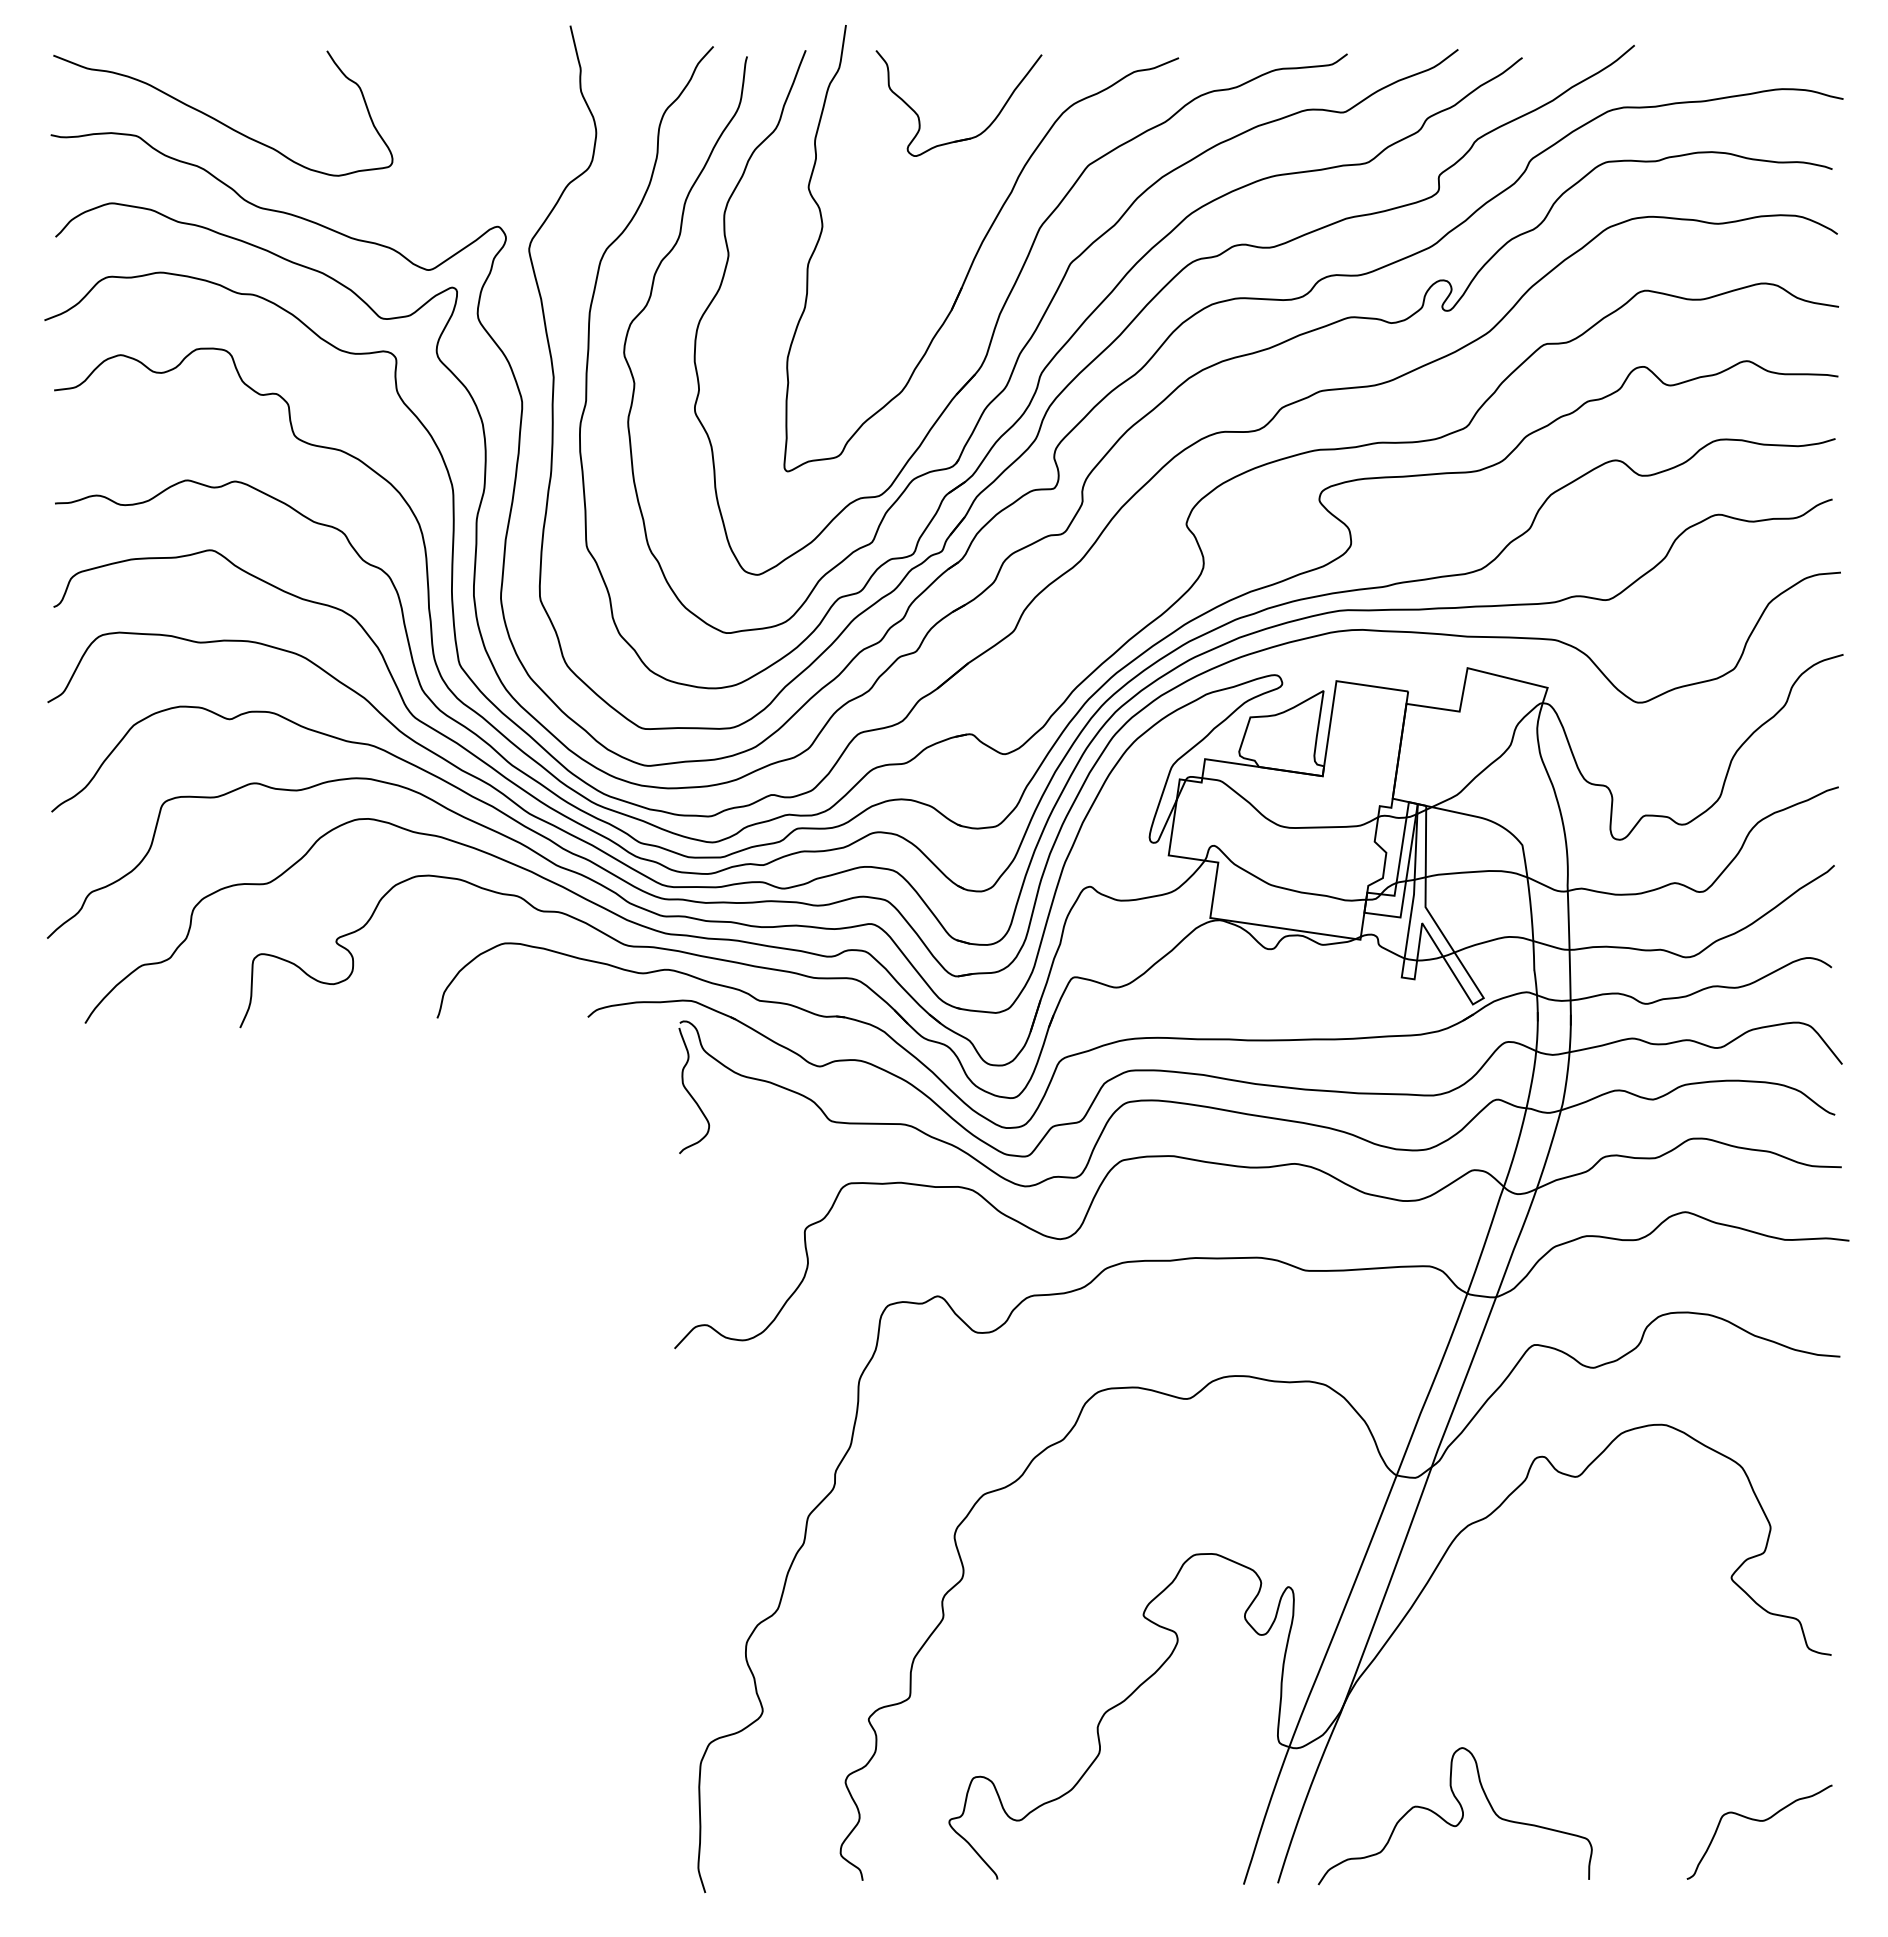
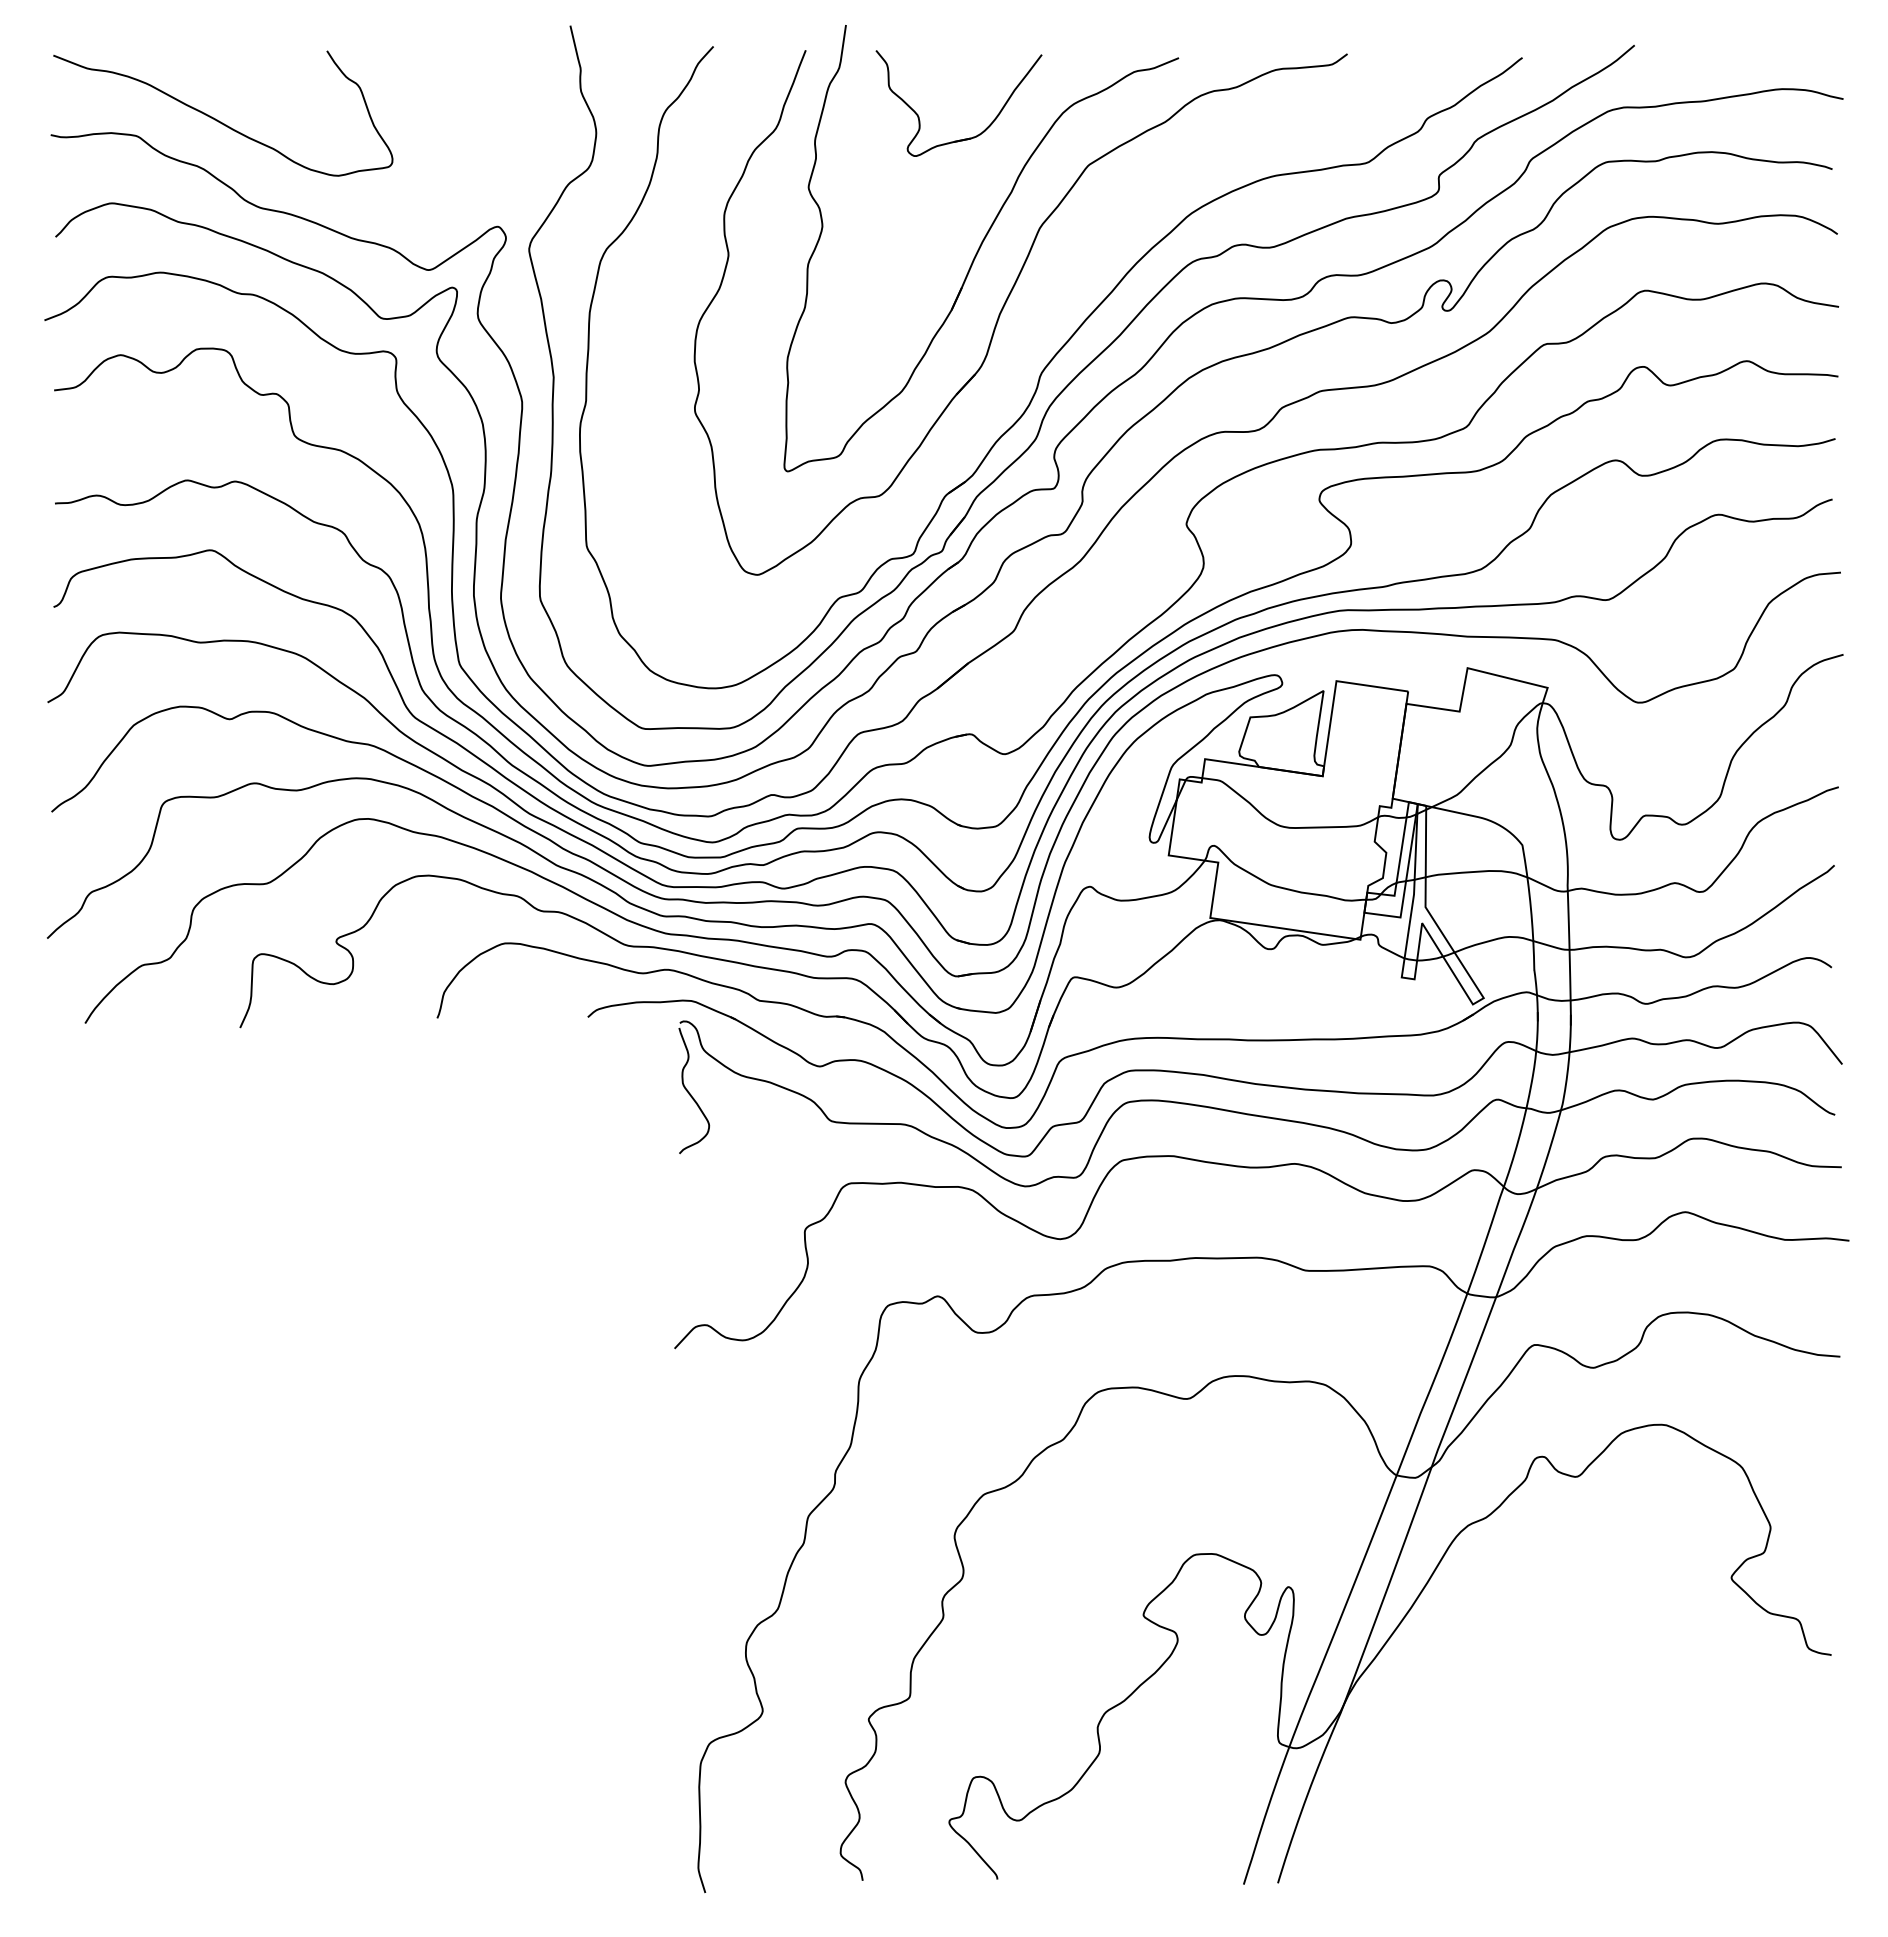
part: present -> none (1032, 337)
curve: present -> none (1460, 1819)
curve: present -> none (1759, 1821)
